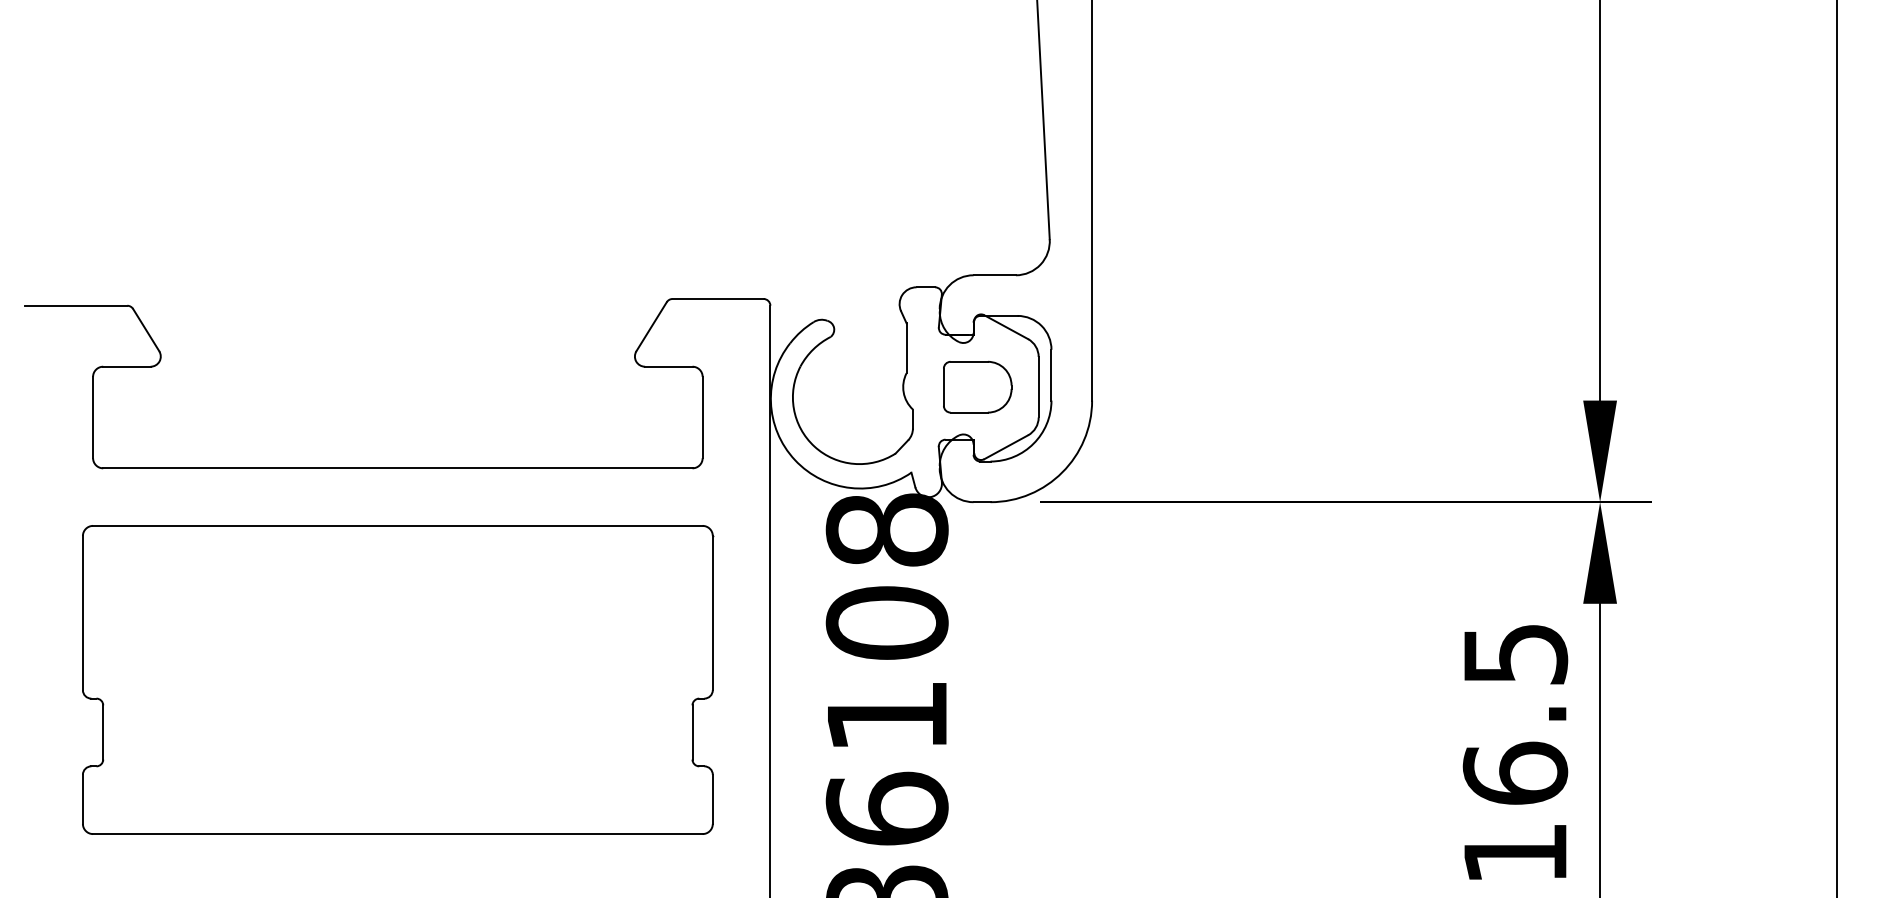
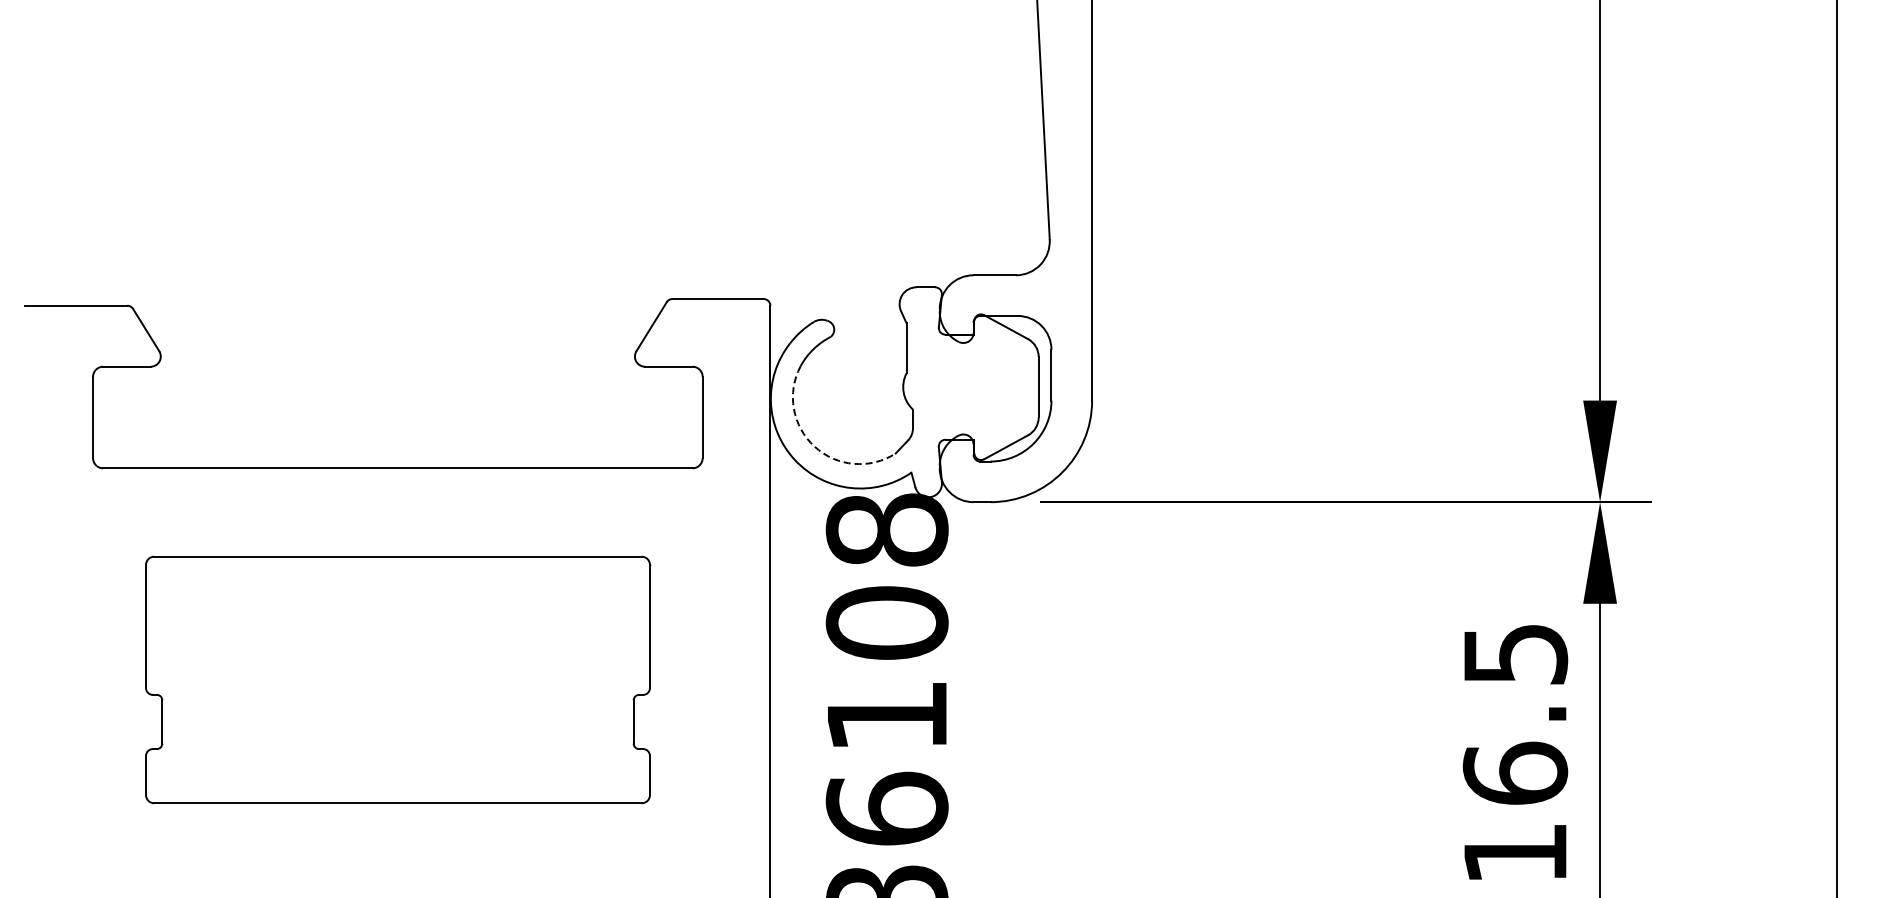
part: present -> none (977, 386)
arc: solid -> dashed (814, 446)
part size: 633x310 px -> 507x250 px (398, 679)
